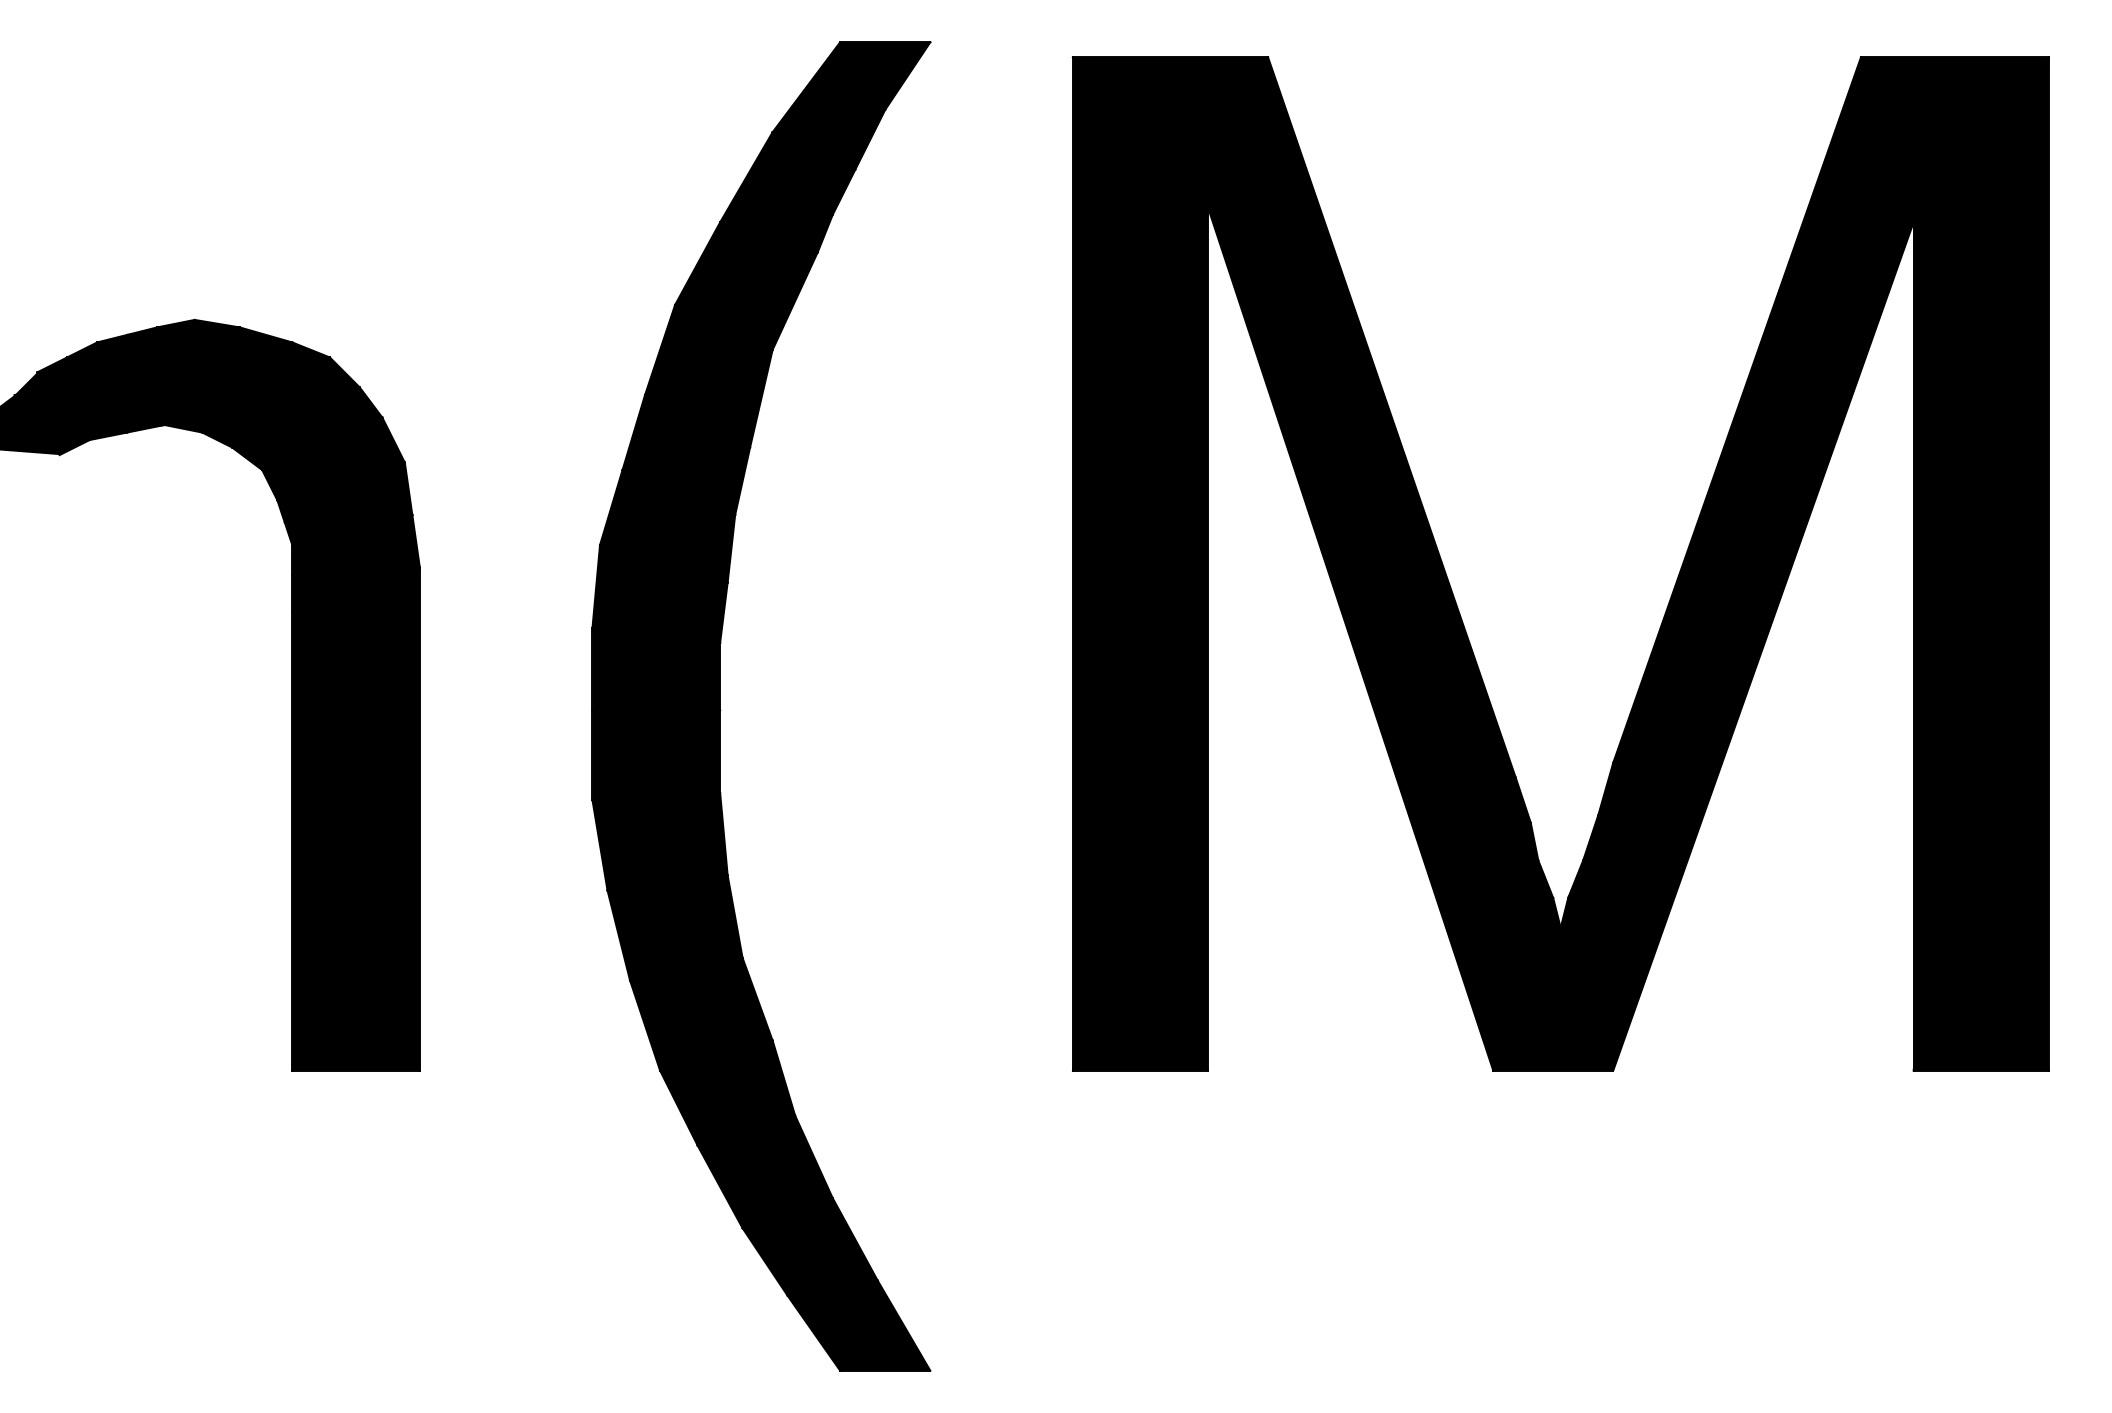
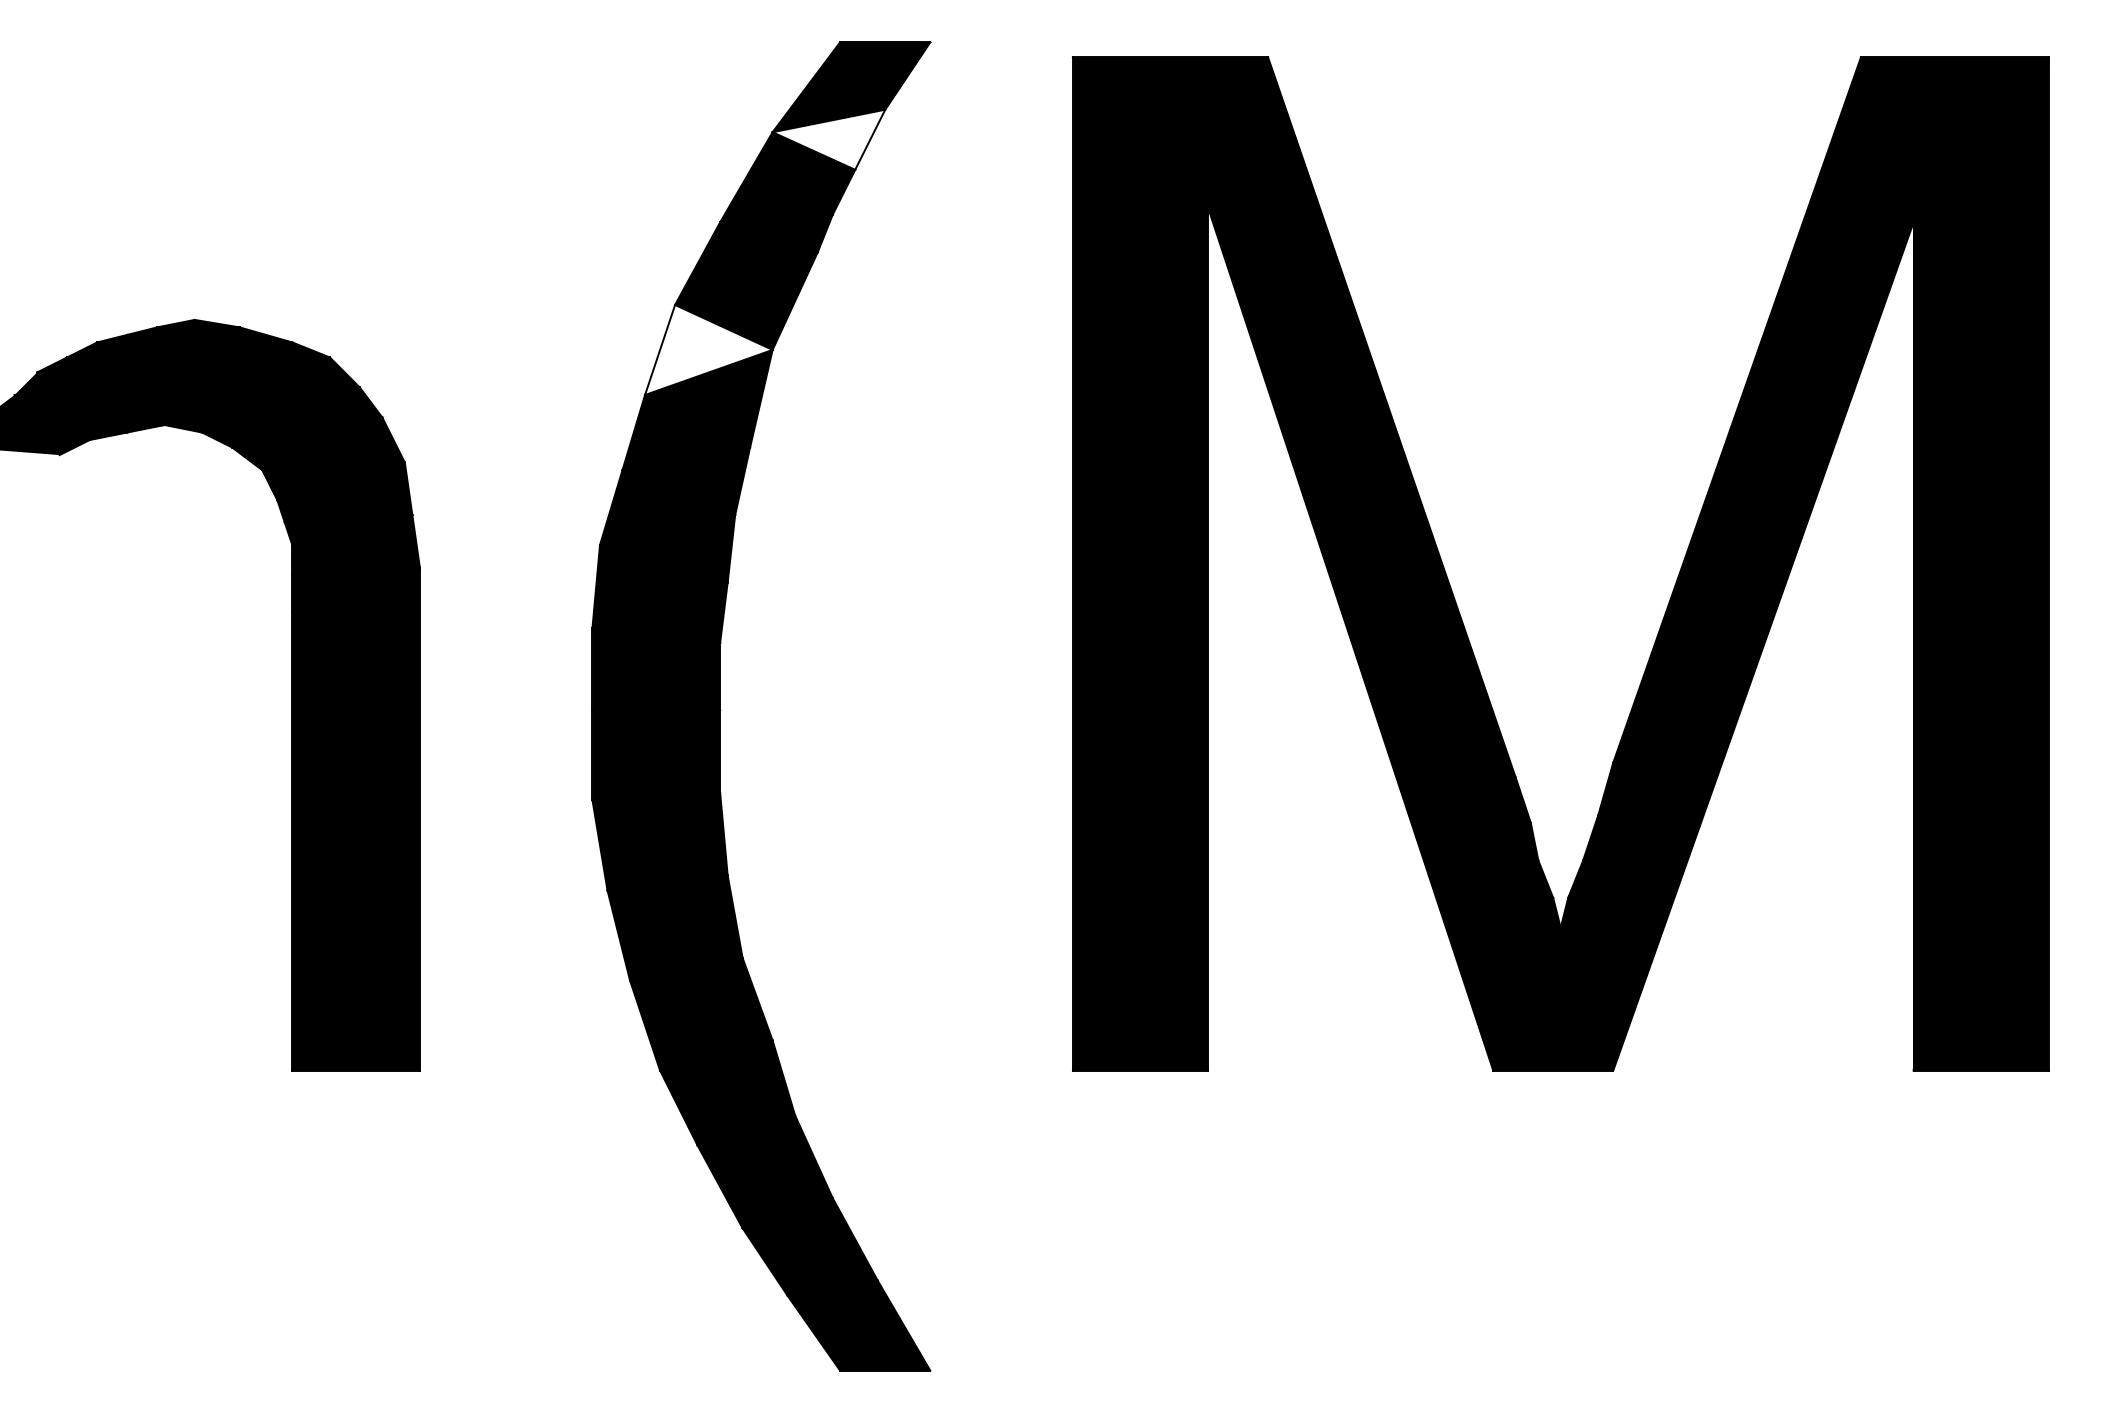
fill: present -> none (828, 139)
fill: present -> none (708, 350)
